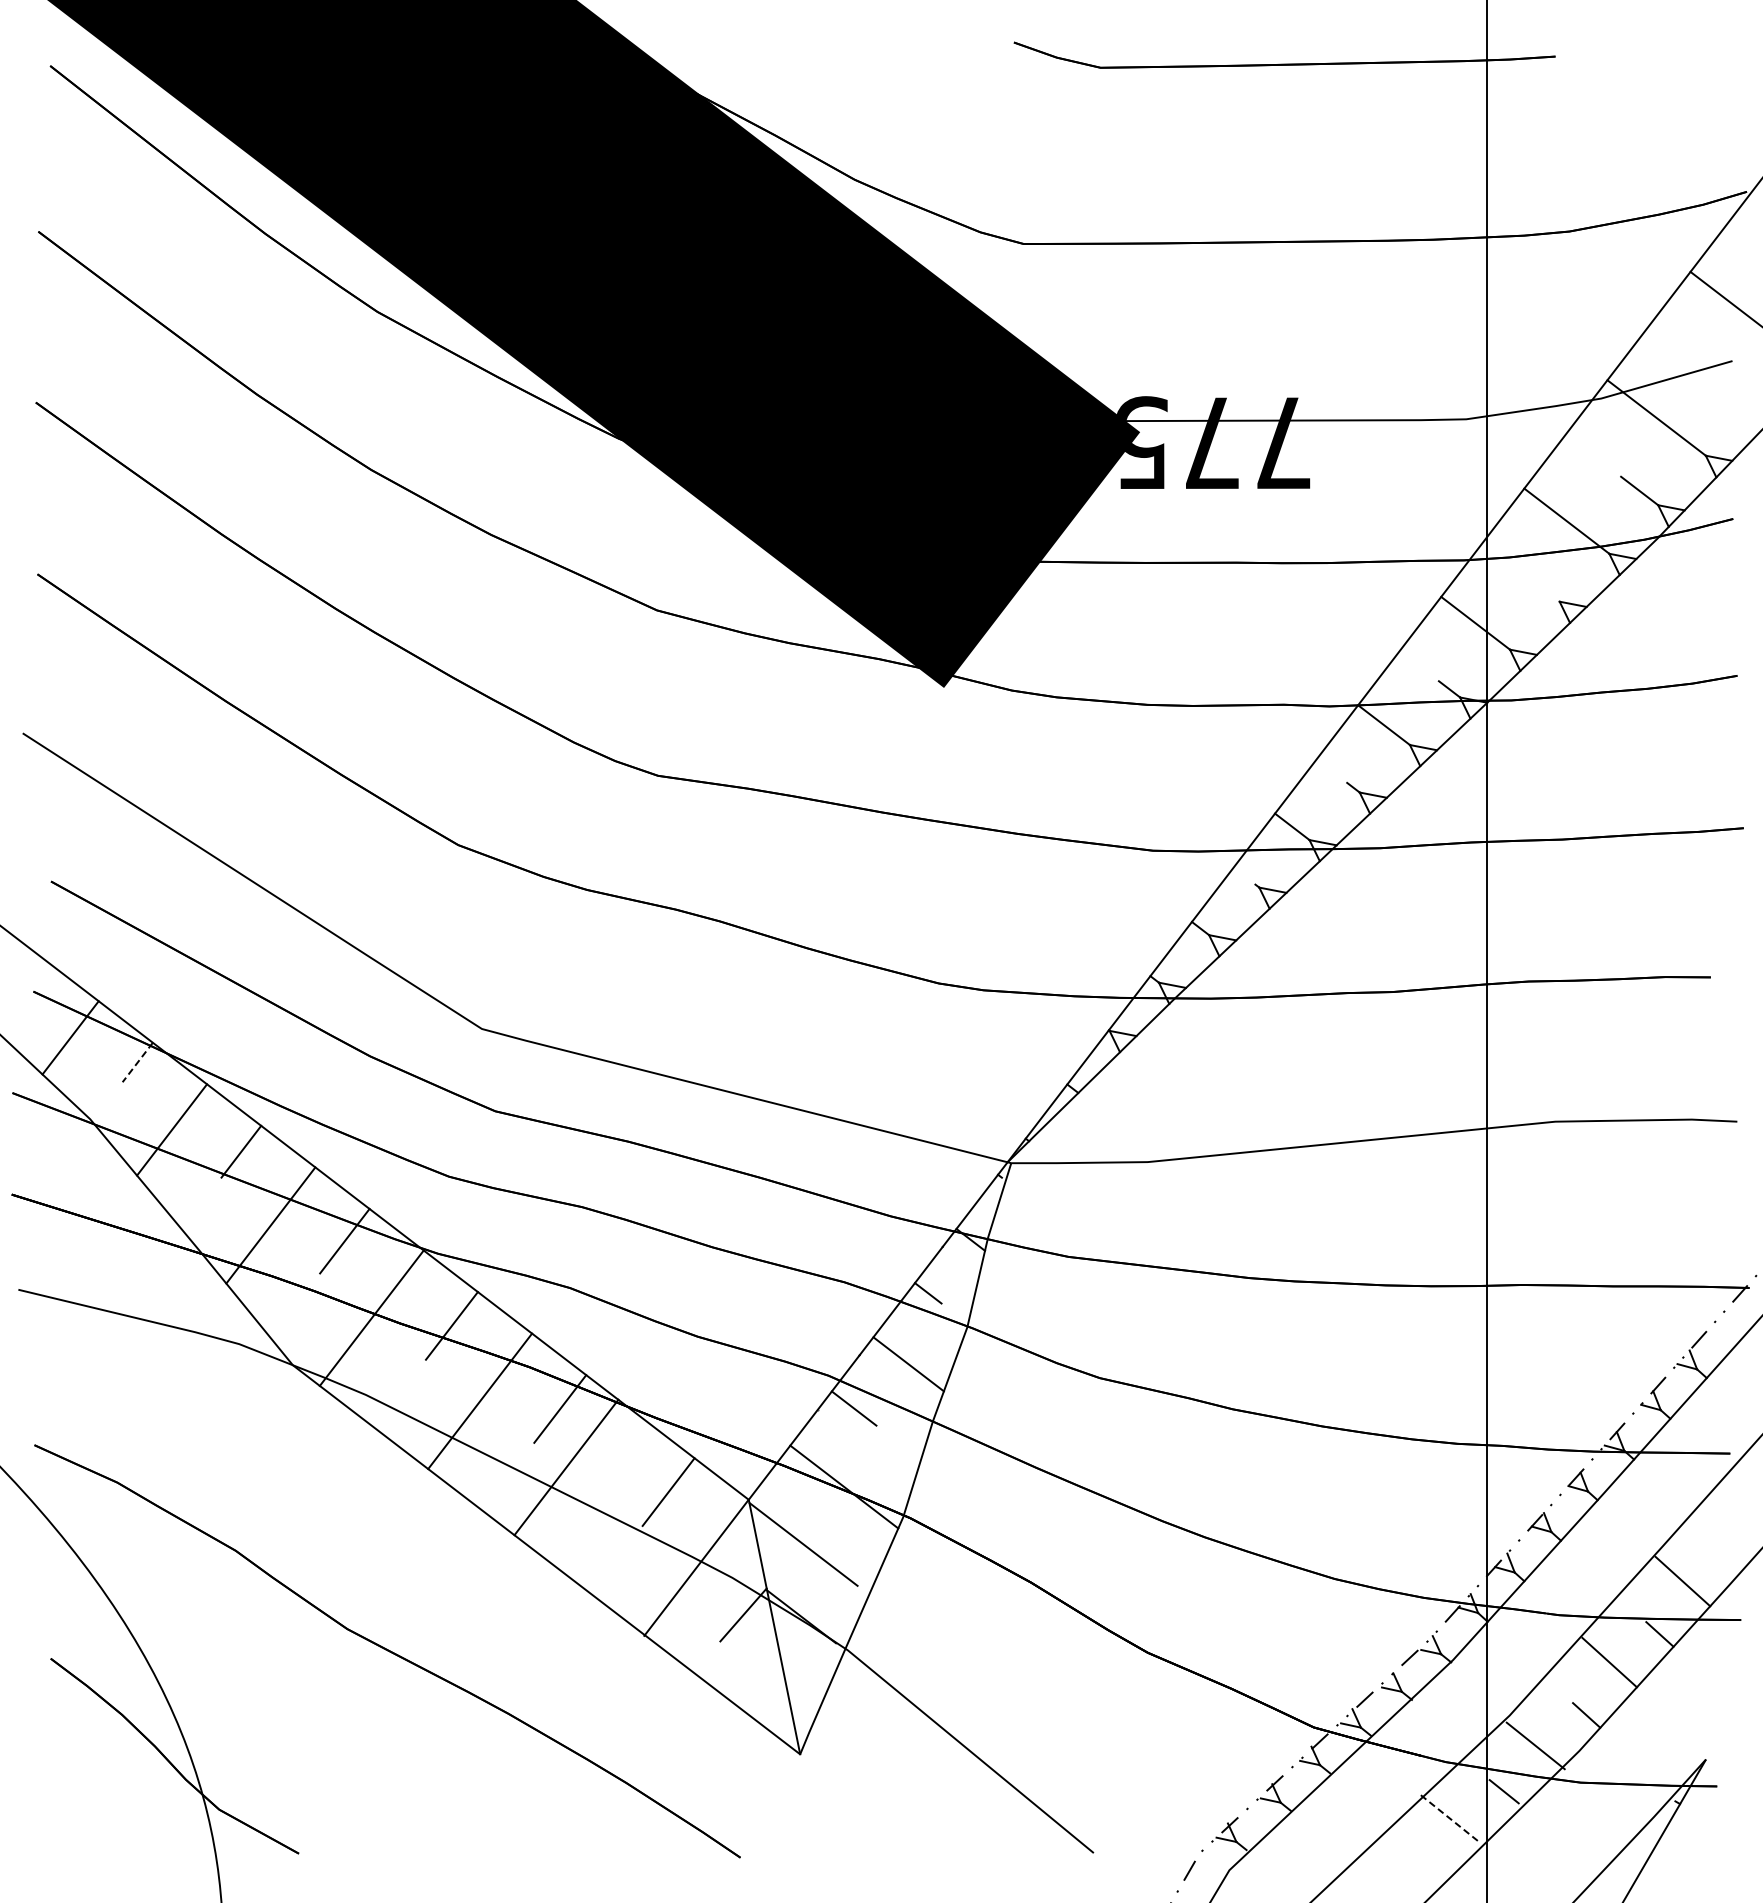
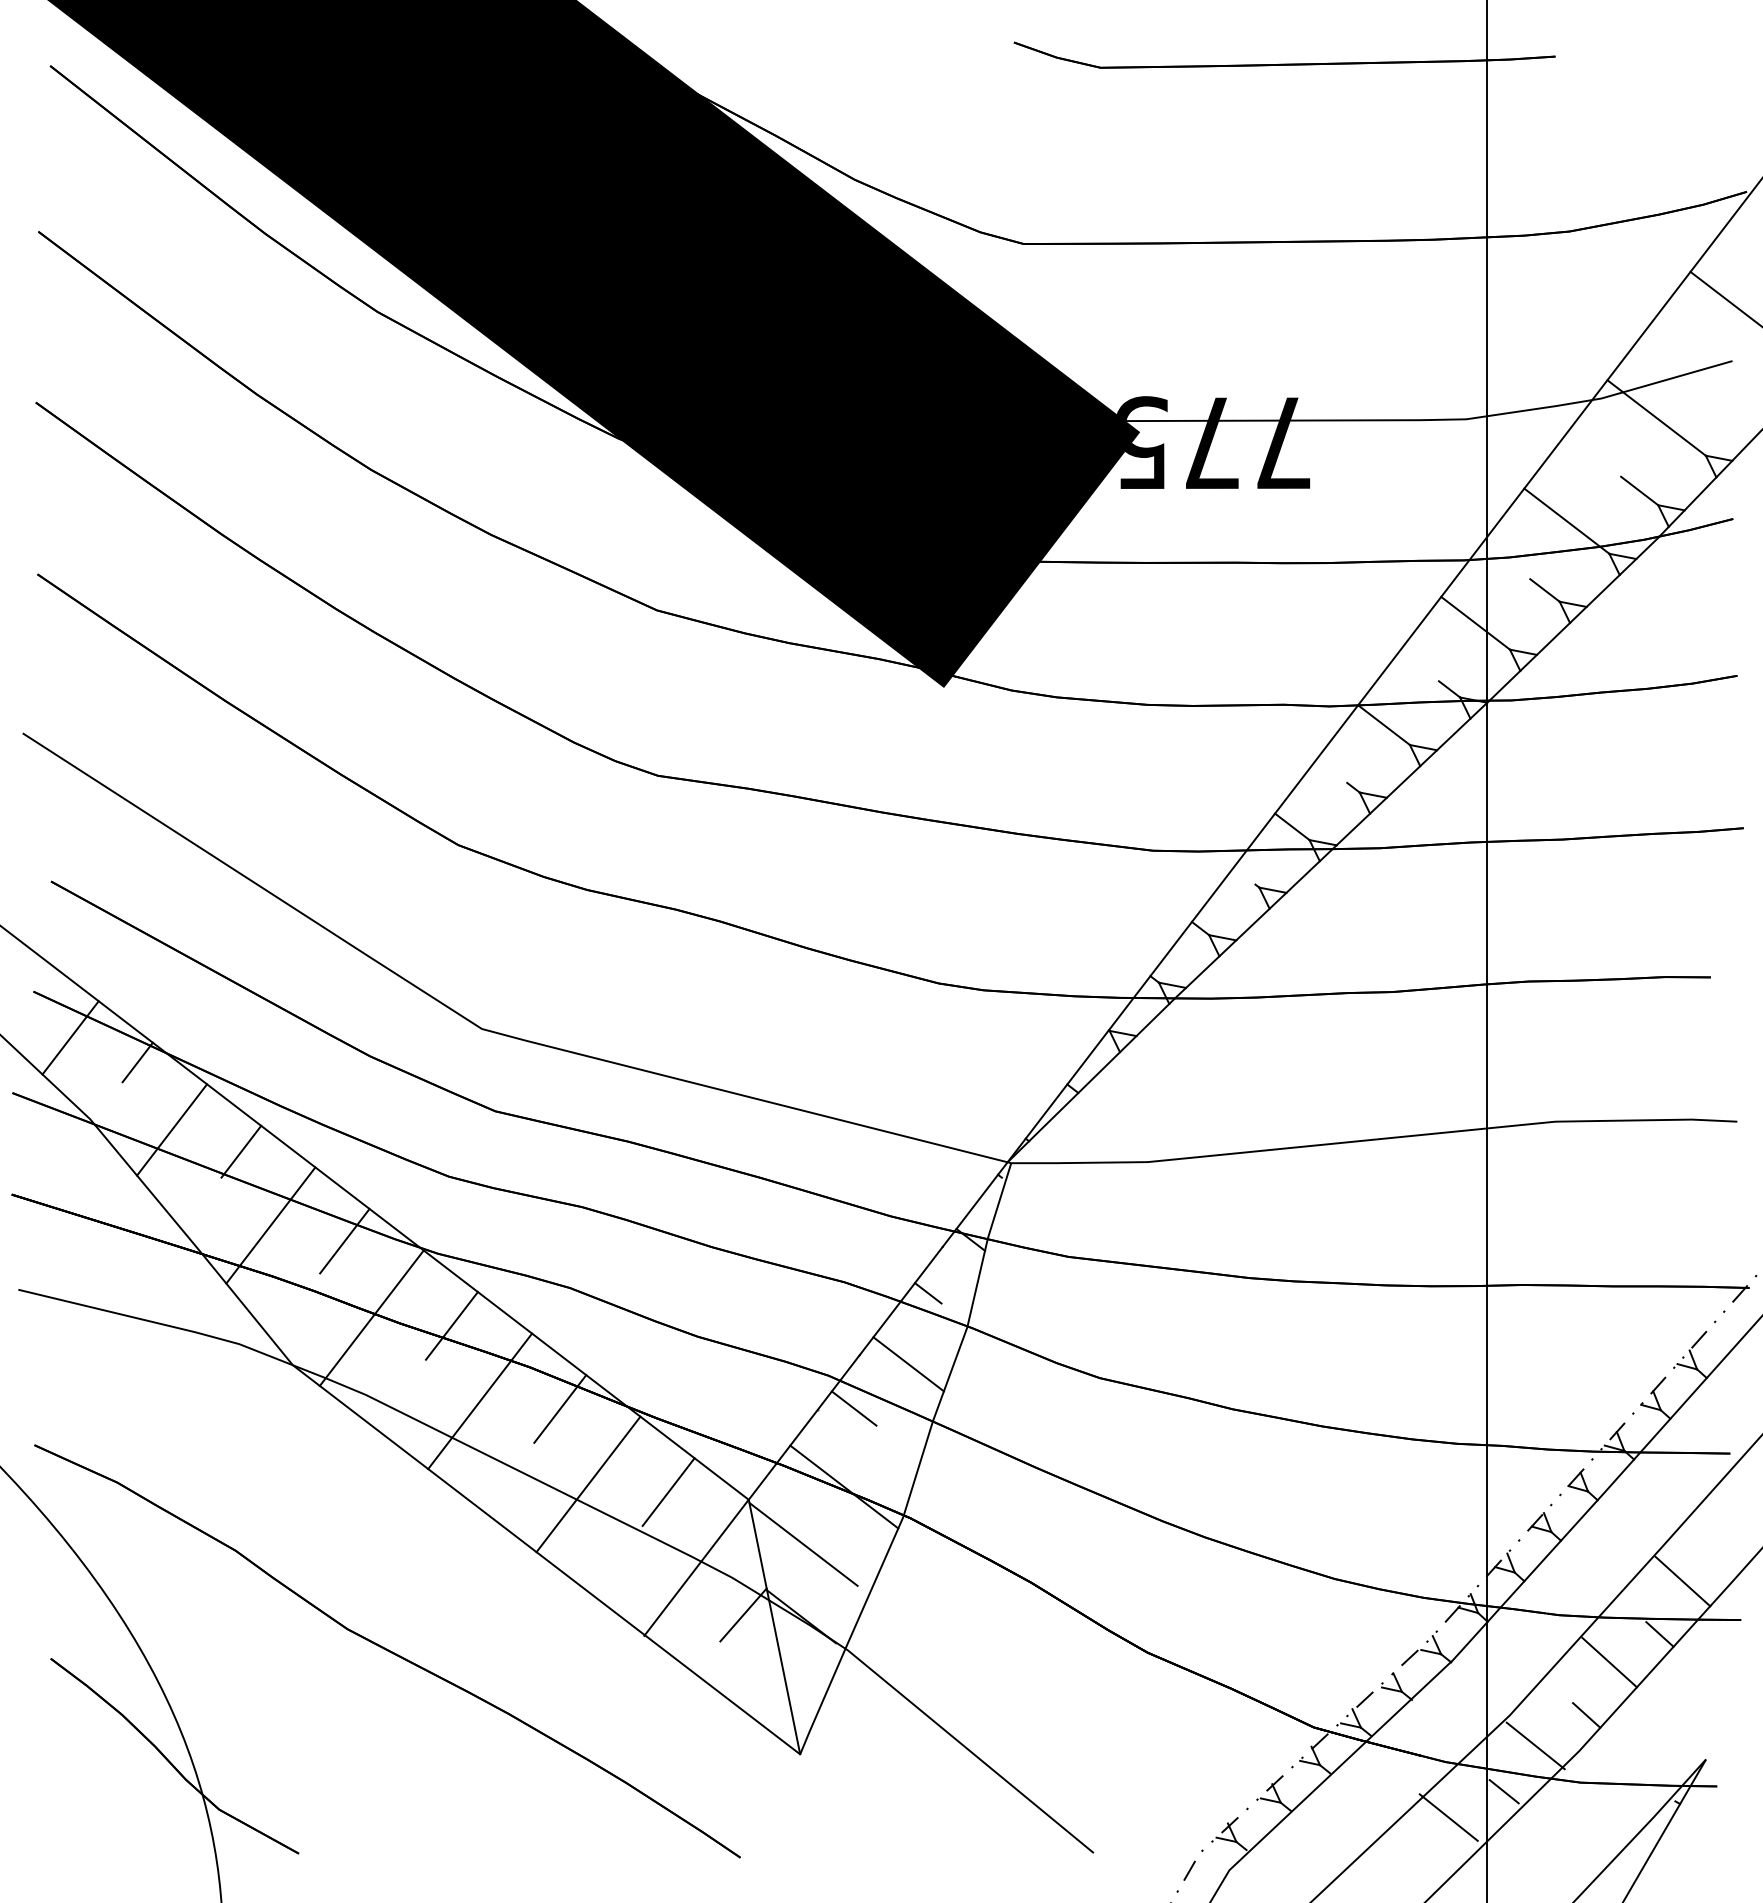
line: none -> present (1544, 590)
line: dashed -> solid (137, 1062)
line position: (566, 1467) -> (588, 1484) (588, 1484)
line: dashed -> solid (1448, 1817)
